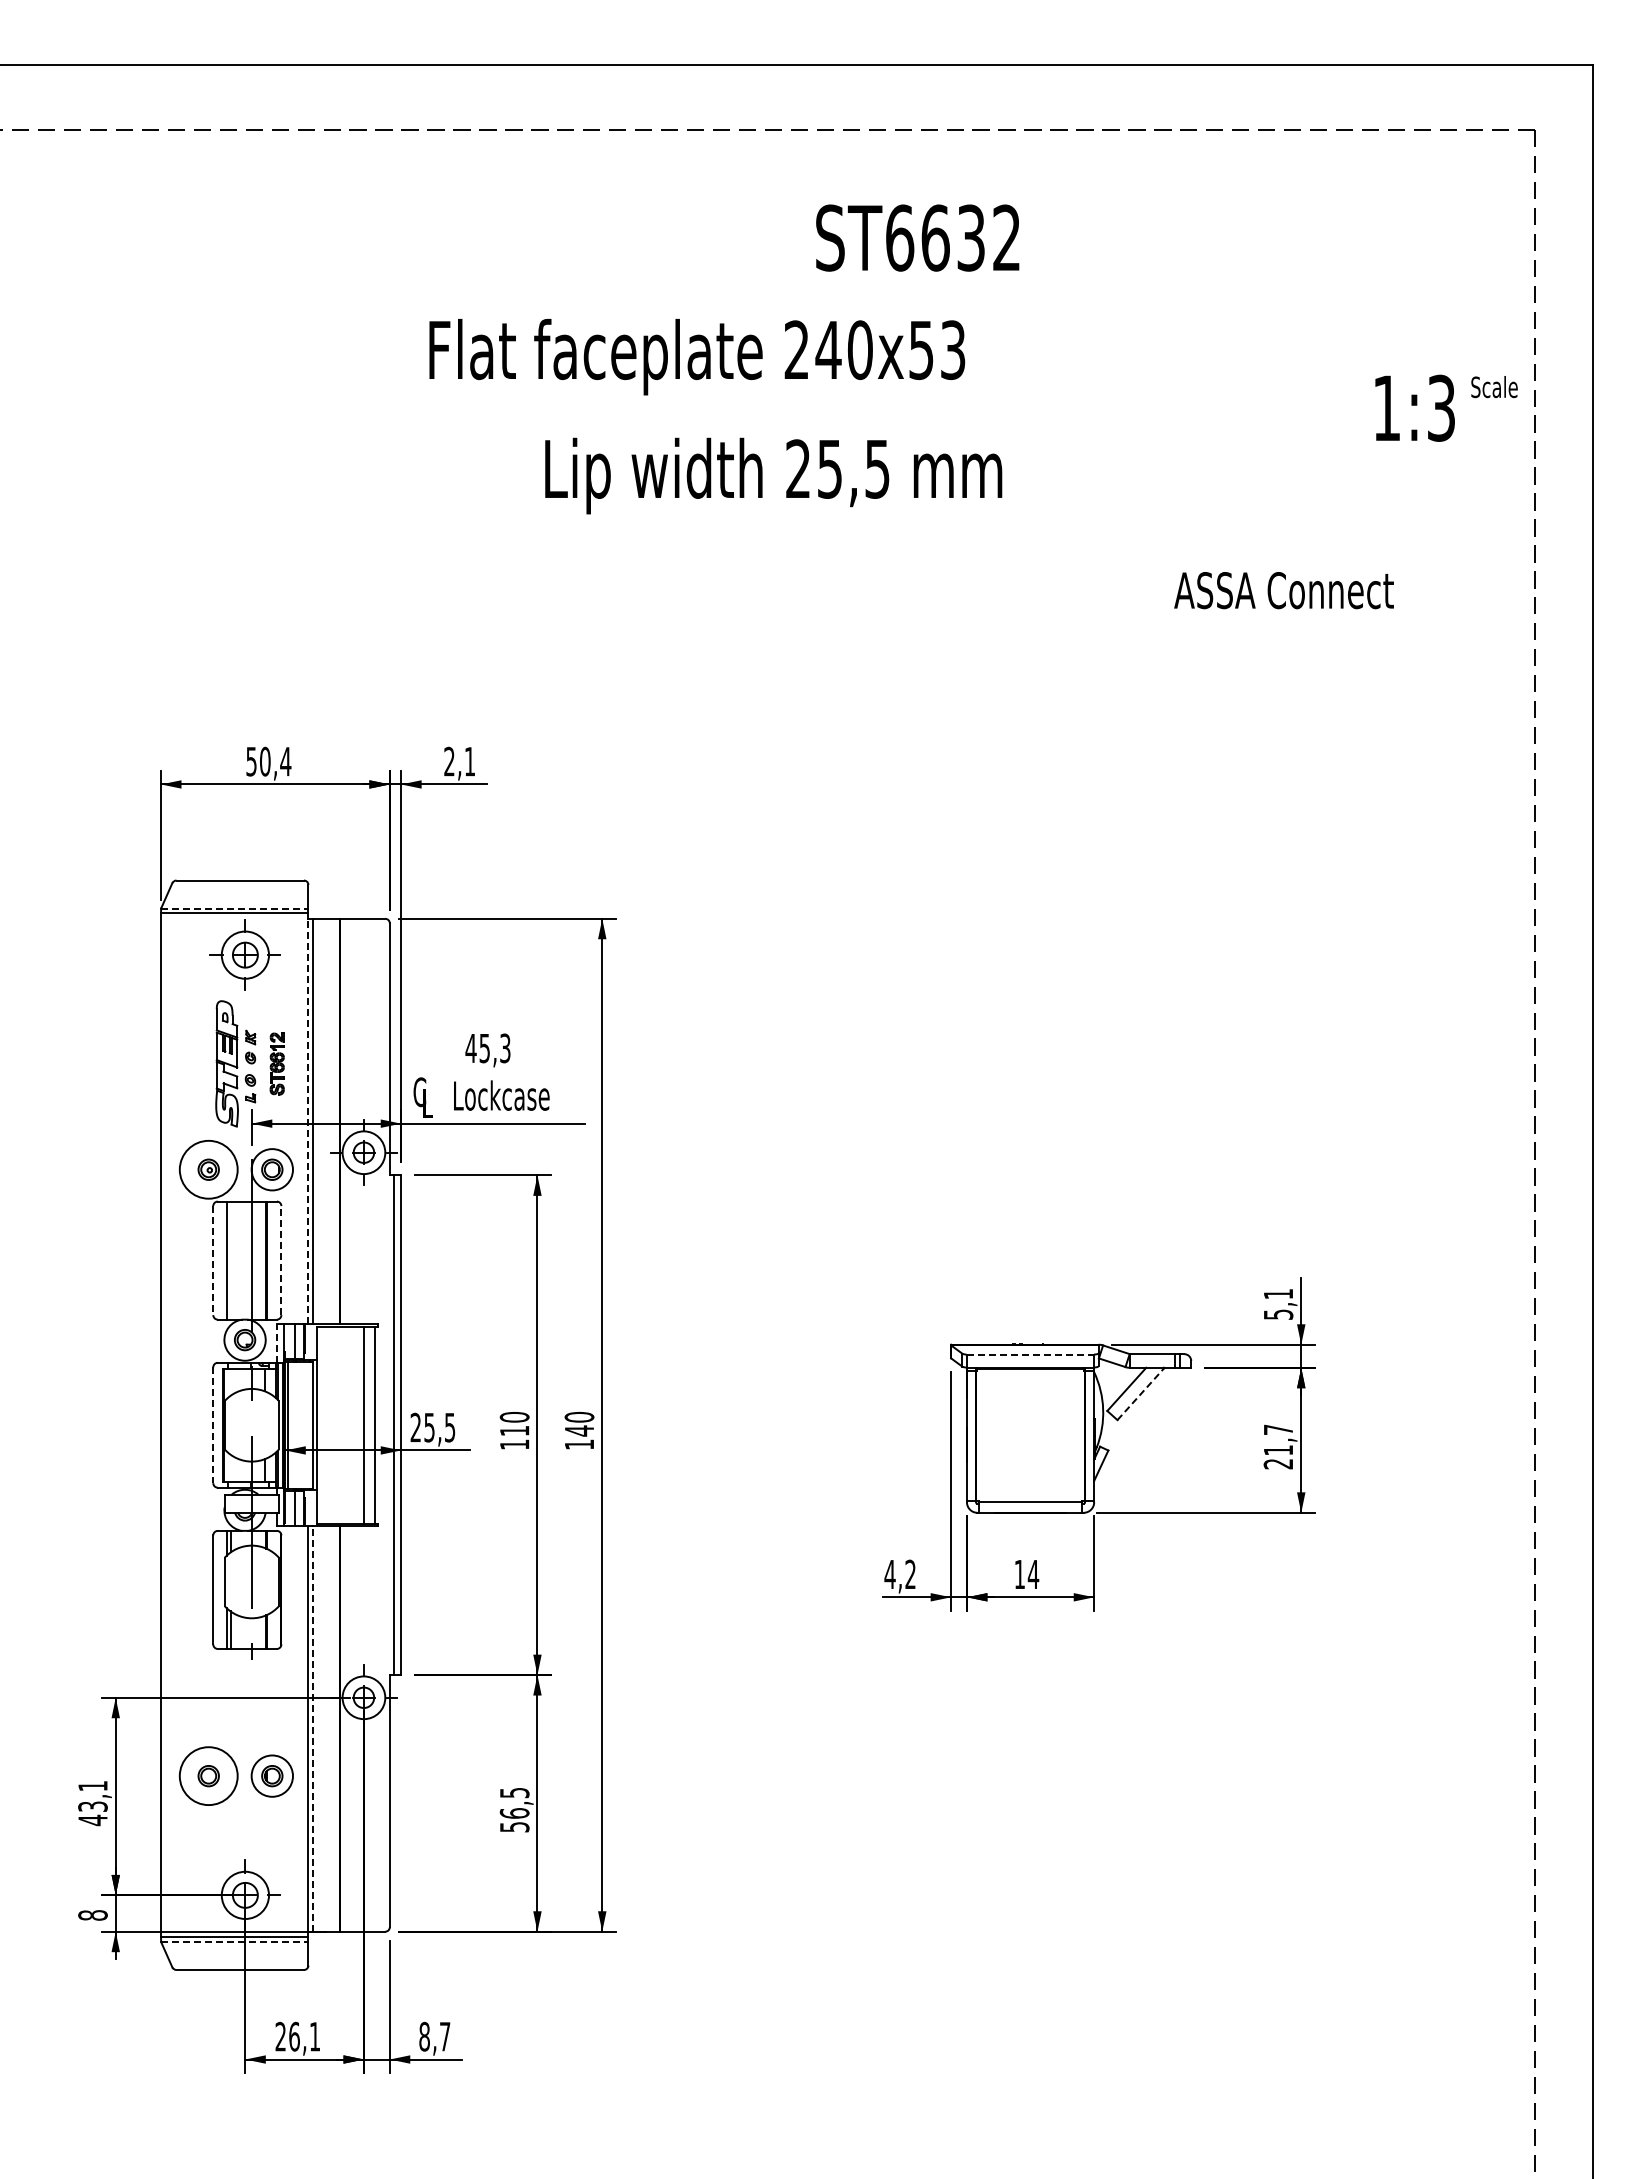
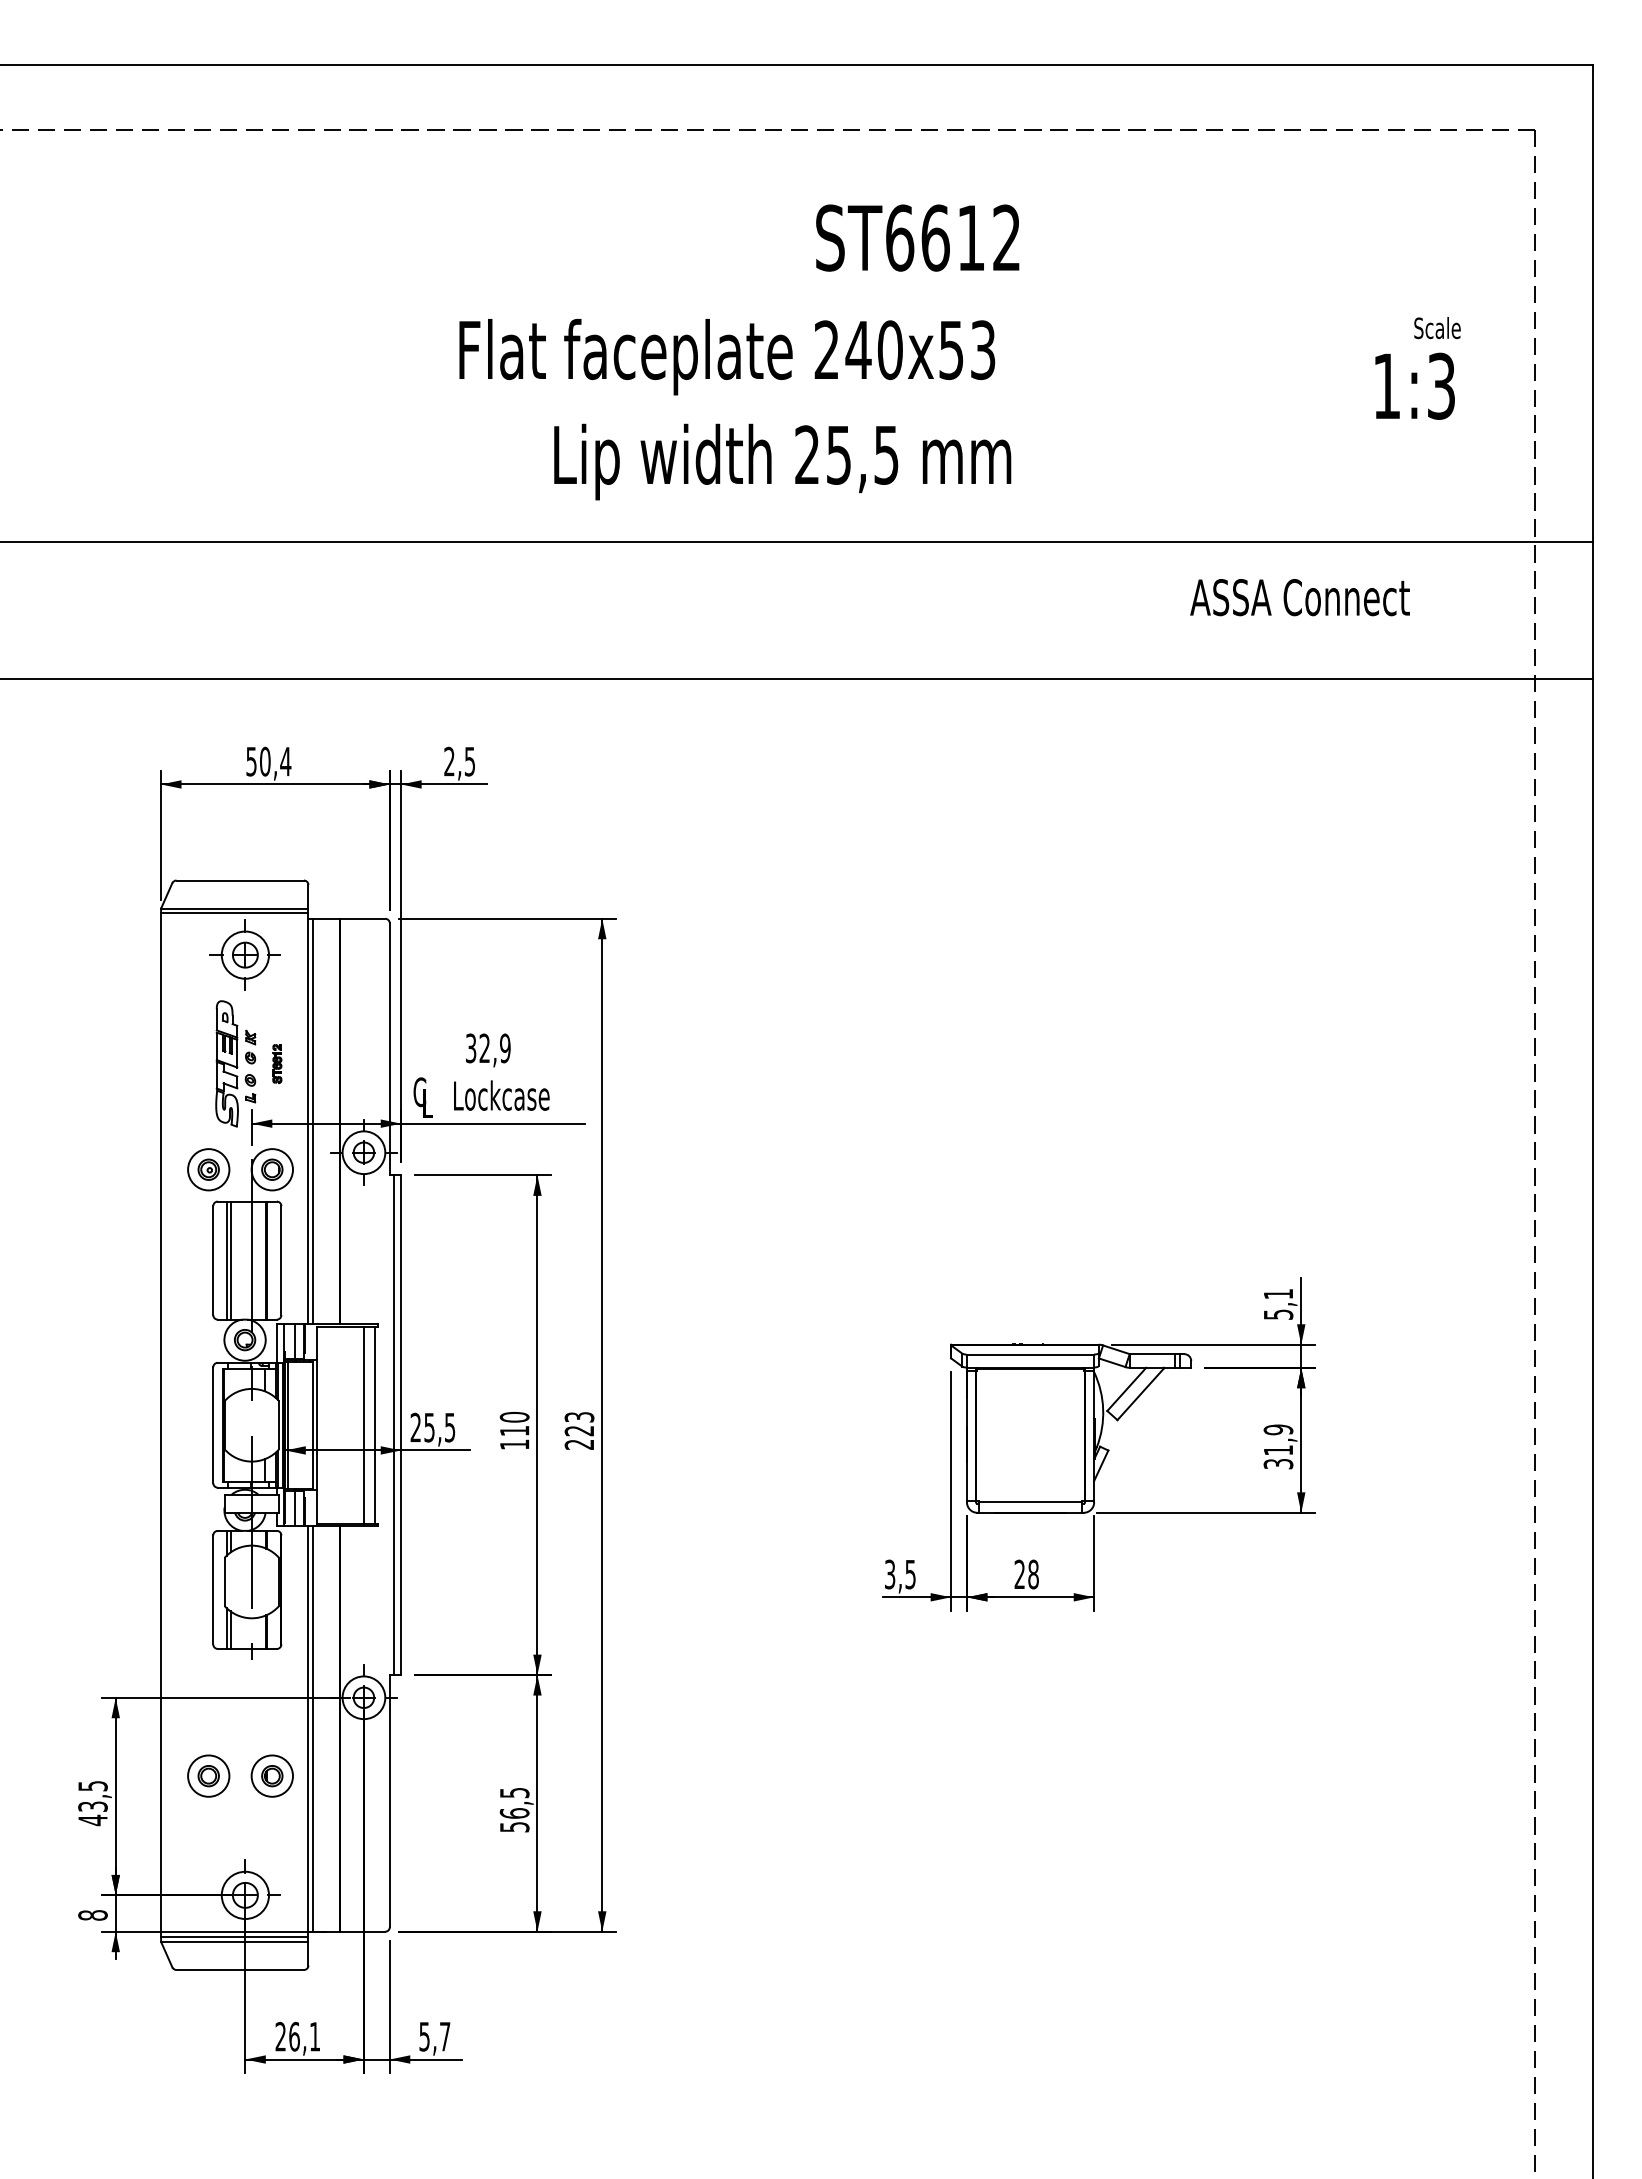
text: ST6632 -> ST6612 (970, 237)
text position: (697, 357) -> (727, 357) (727, 357)
text position: (1494, 387) -> (1437, 328) (1437, 328)
text position: (1414, 407) -> (1414, 385) (1414, 385)
text position: (773, 475) -> (782, 461) (782, 461)
line: none -> present (797, 542)
text position: (1283, 590) -> (1299, 597) (1299, 597)
line: none -> present (797, 678)
text: 2,1 -> 2,5 (469, 761)
line: dashed -> solid (234, 908)
text: 45,3 -> 32,9 (487, 1048)
part size: 16x64 px -> 11x40 px (277, 1063)
line: dashed -> solid (308, 1121)
circle diameter: 58 px -> 41 px (208, 1169)
line: dashed -> solid (213, 1260)
line: none -> present (230, 1260)
line: dashed -> solid (281, 1260)
line: dashed -> solid (276, 1343)
line: dashed -> solid (1030, 1354)
line: dashed -> solid (1140, 1394)
line: dashed -> solid (213, 1425)
text: 140 -> 223 (579, 1430)
text: 21,7 -> 31,9 (1278, 1446)
text: 4,2 -> 3,5 (899, 1574)
text: 14 -> 28 (1026, 1574)
line: dashed -> solid (313, 1729)
circle diameter: 58 px -> 41 px (208, 1775)
text: 43,1 -> 43,5 (92, 1786)
line: dashed -> solid (234, 1942)
text: 8,7 -> 5,7 (424, 2036)
